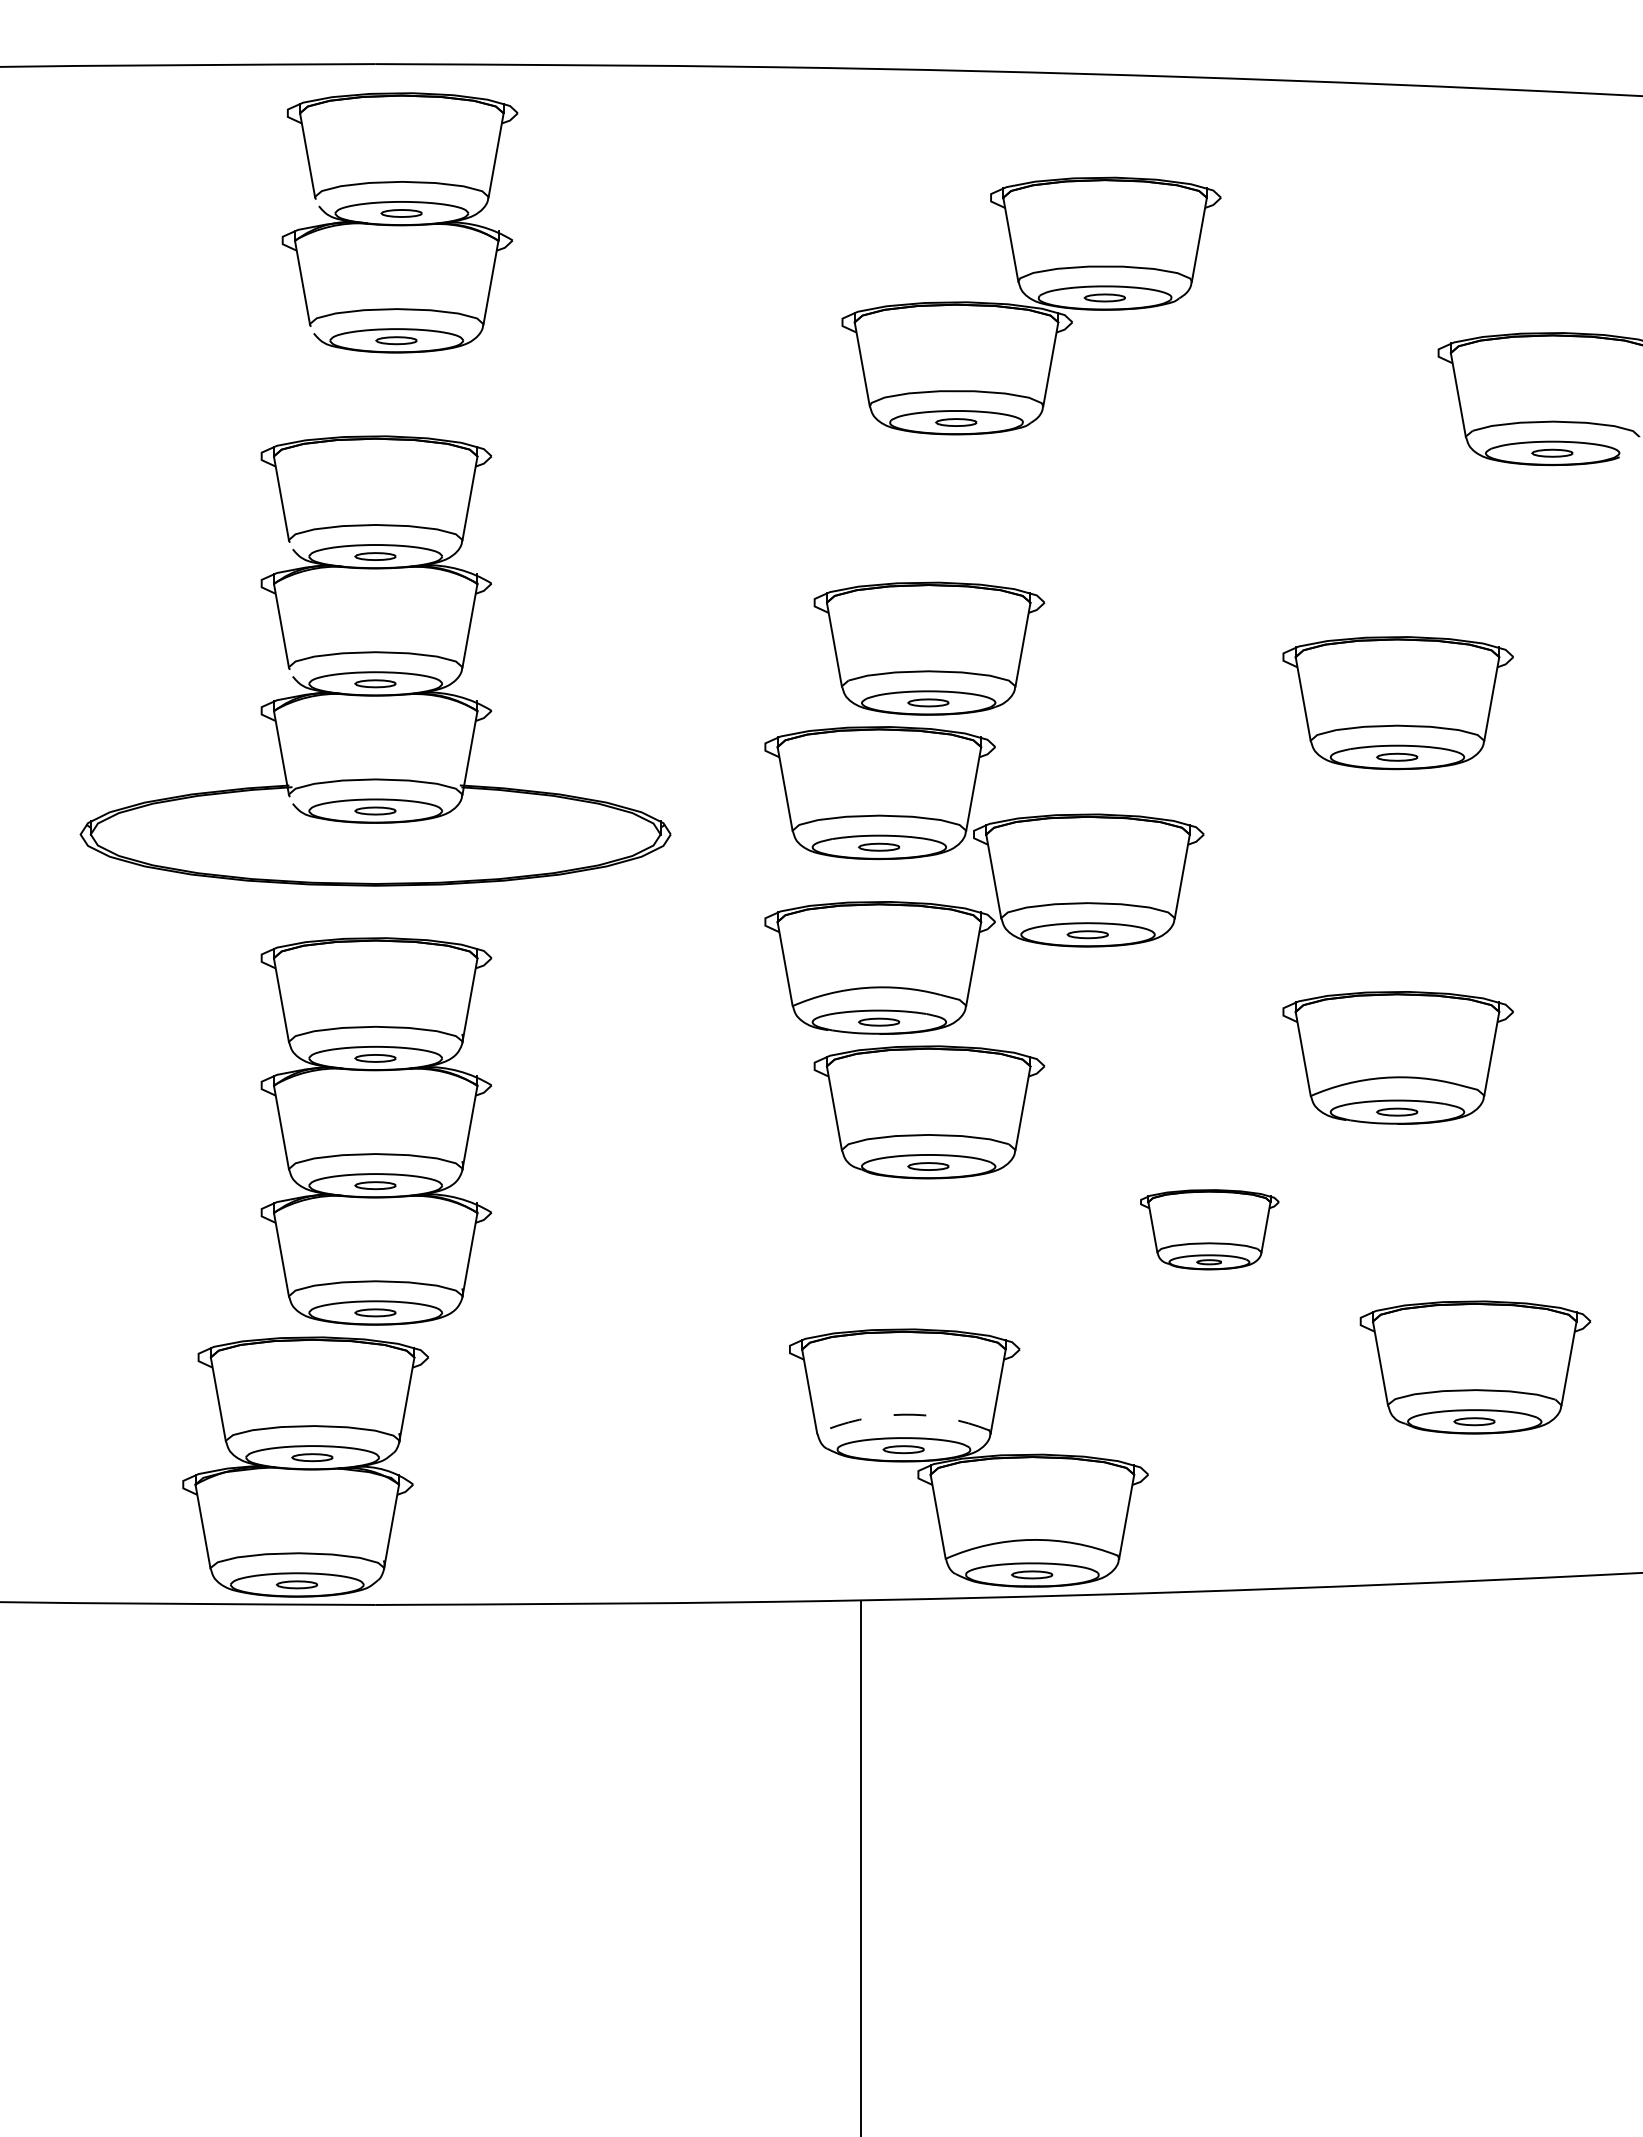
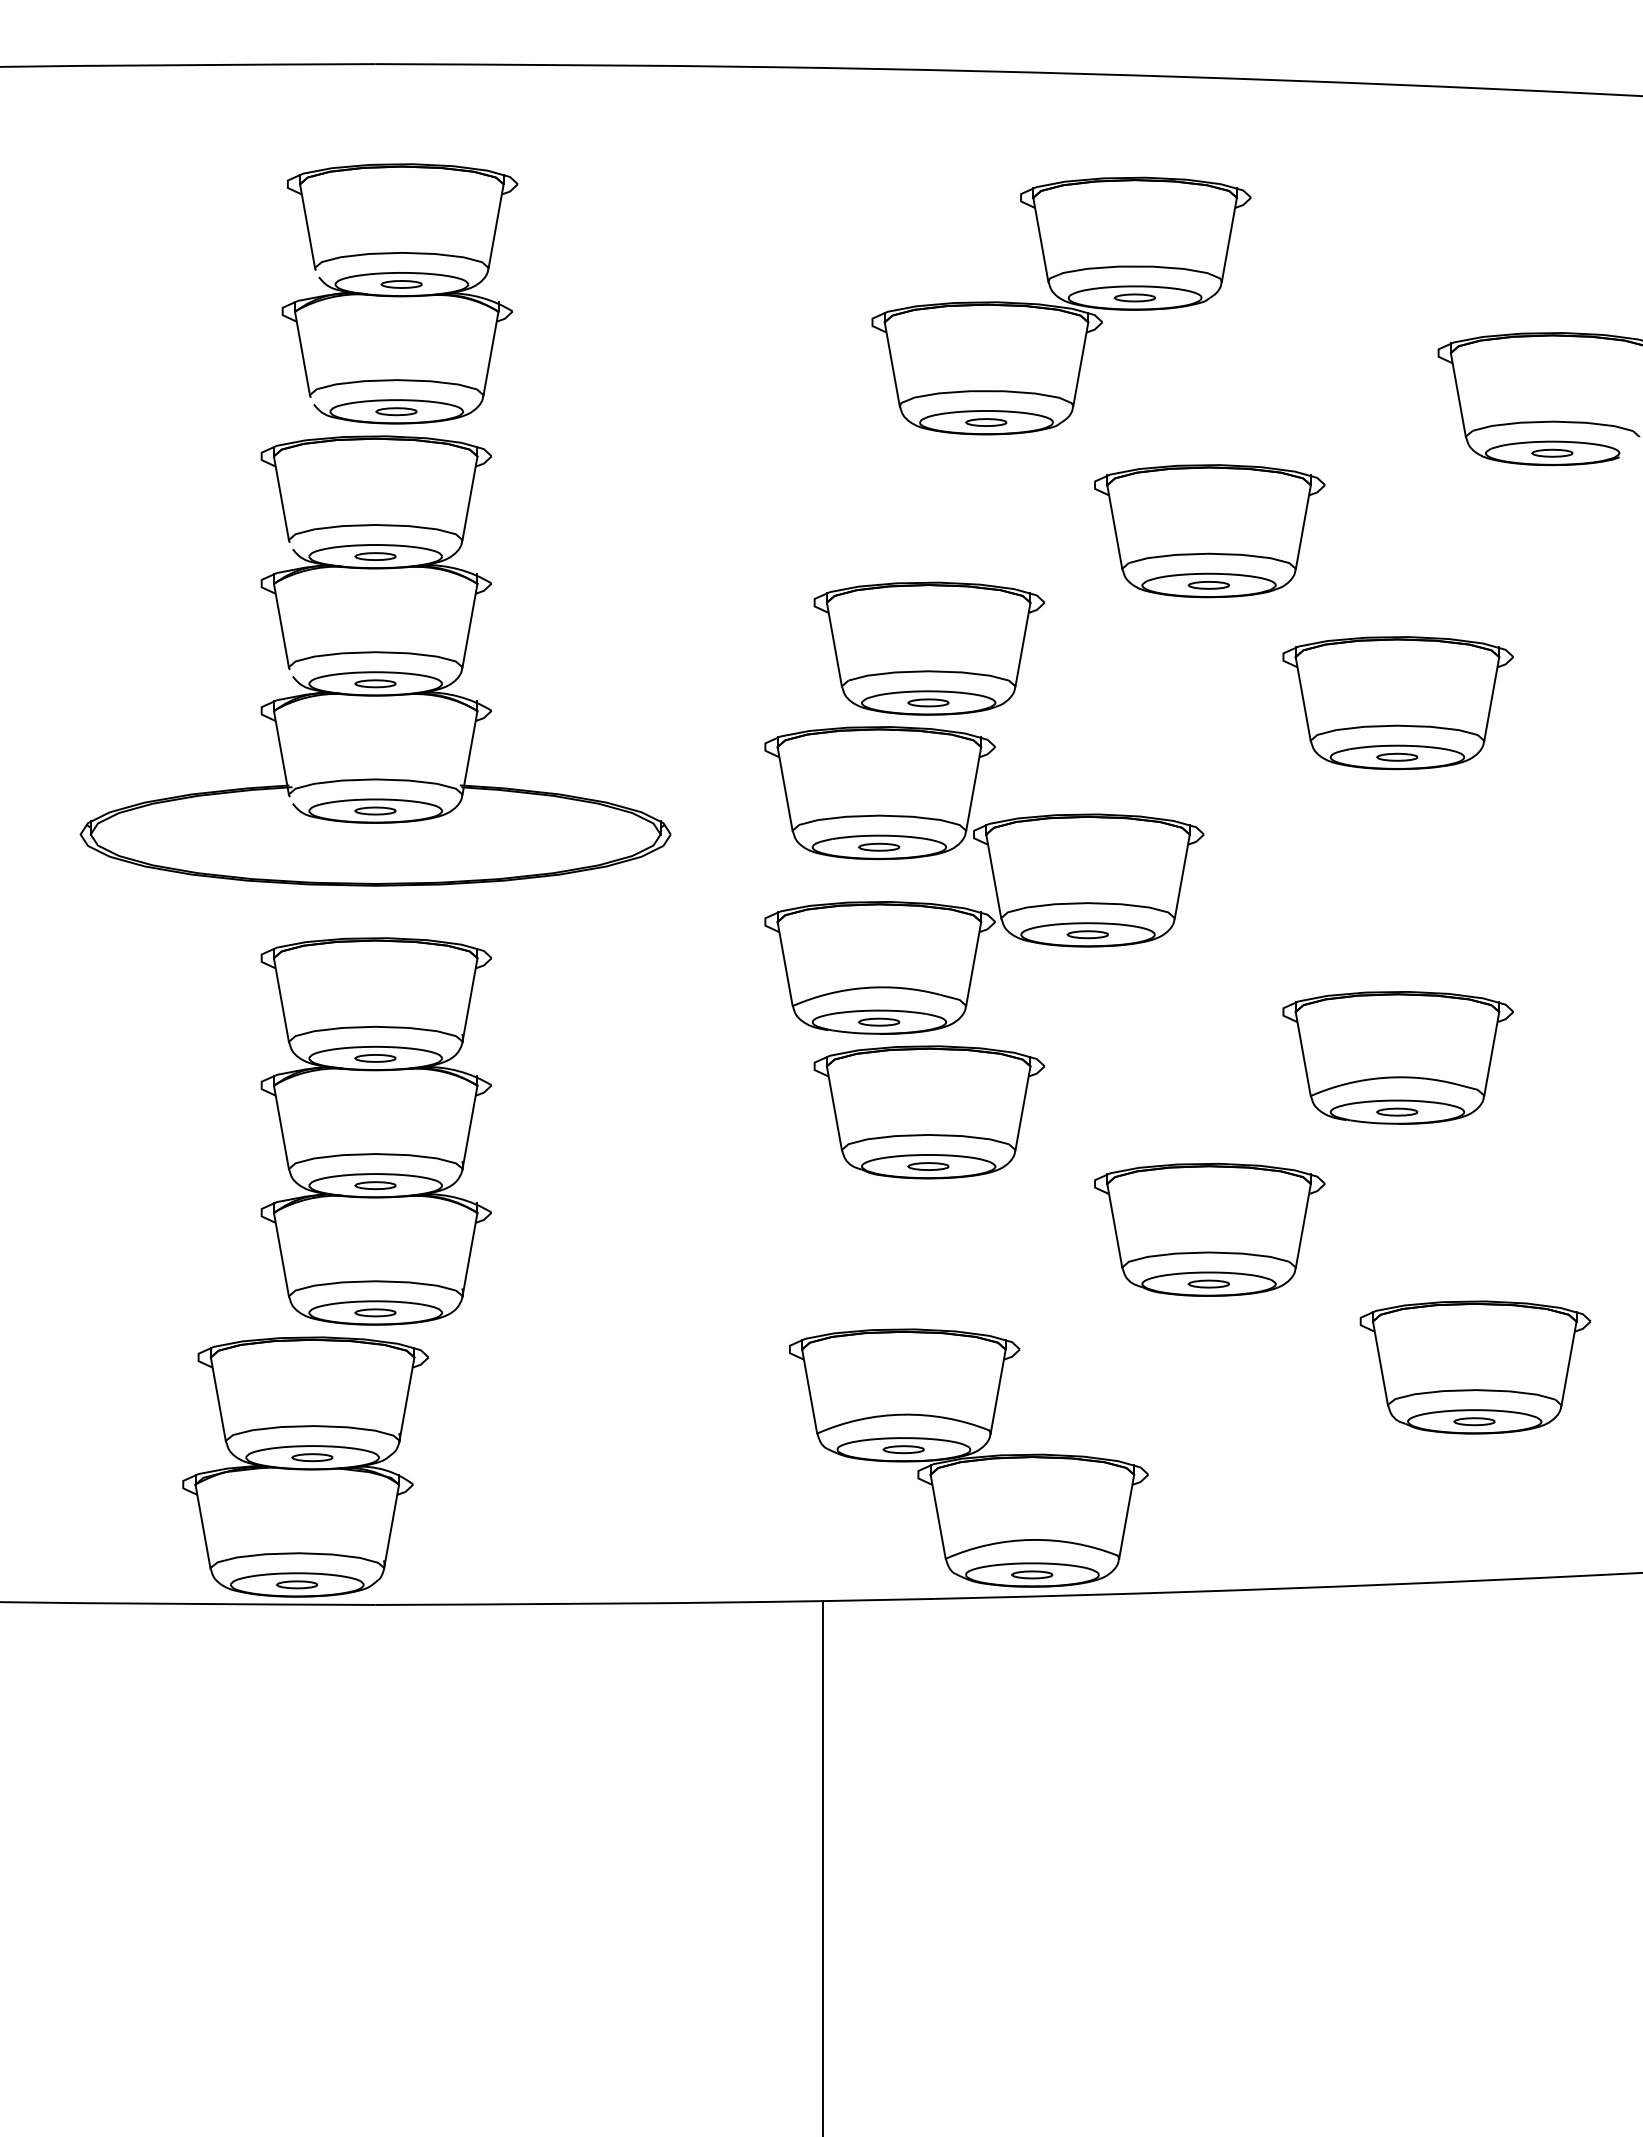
part position: (399, 222) -> (399, 293) (399, 293)
part position: (1031, 305) -> (1061, 305) (1061, 305)
part: none -> present (1209, 531)
part size: 140x82 px -> 232x135 px (1209, 1229)
arc: dashed -> solid (902, 1414)
line position: (861, 1867) -> (823, 1867) (823, 1867)
